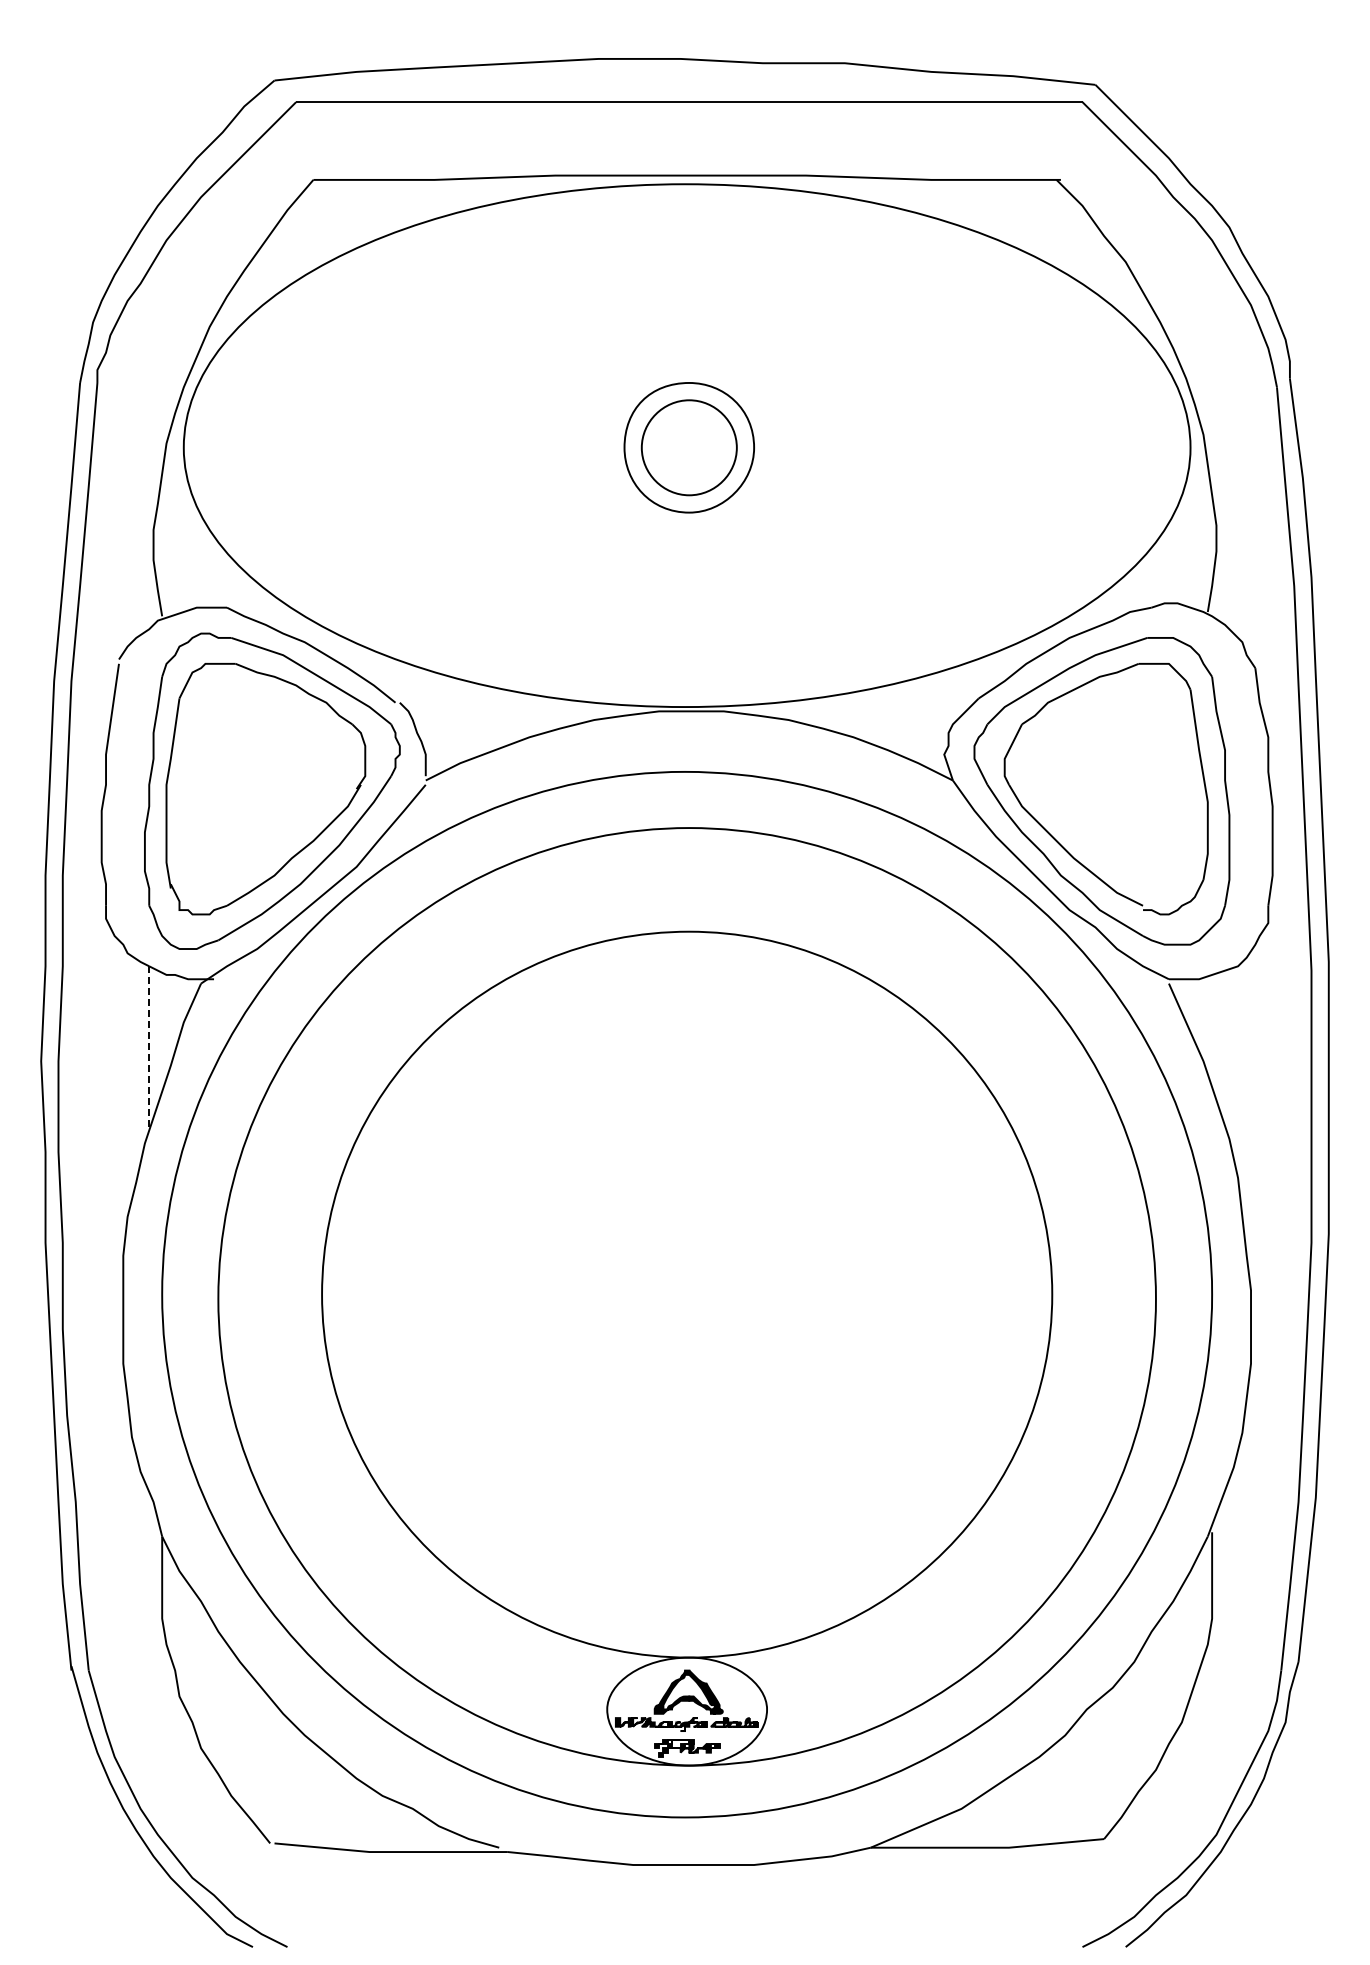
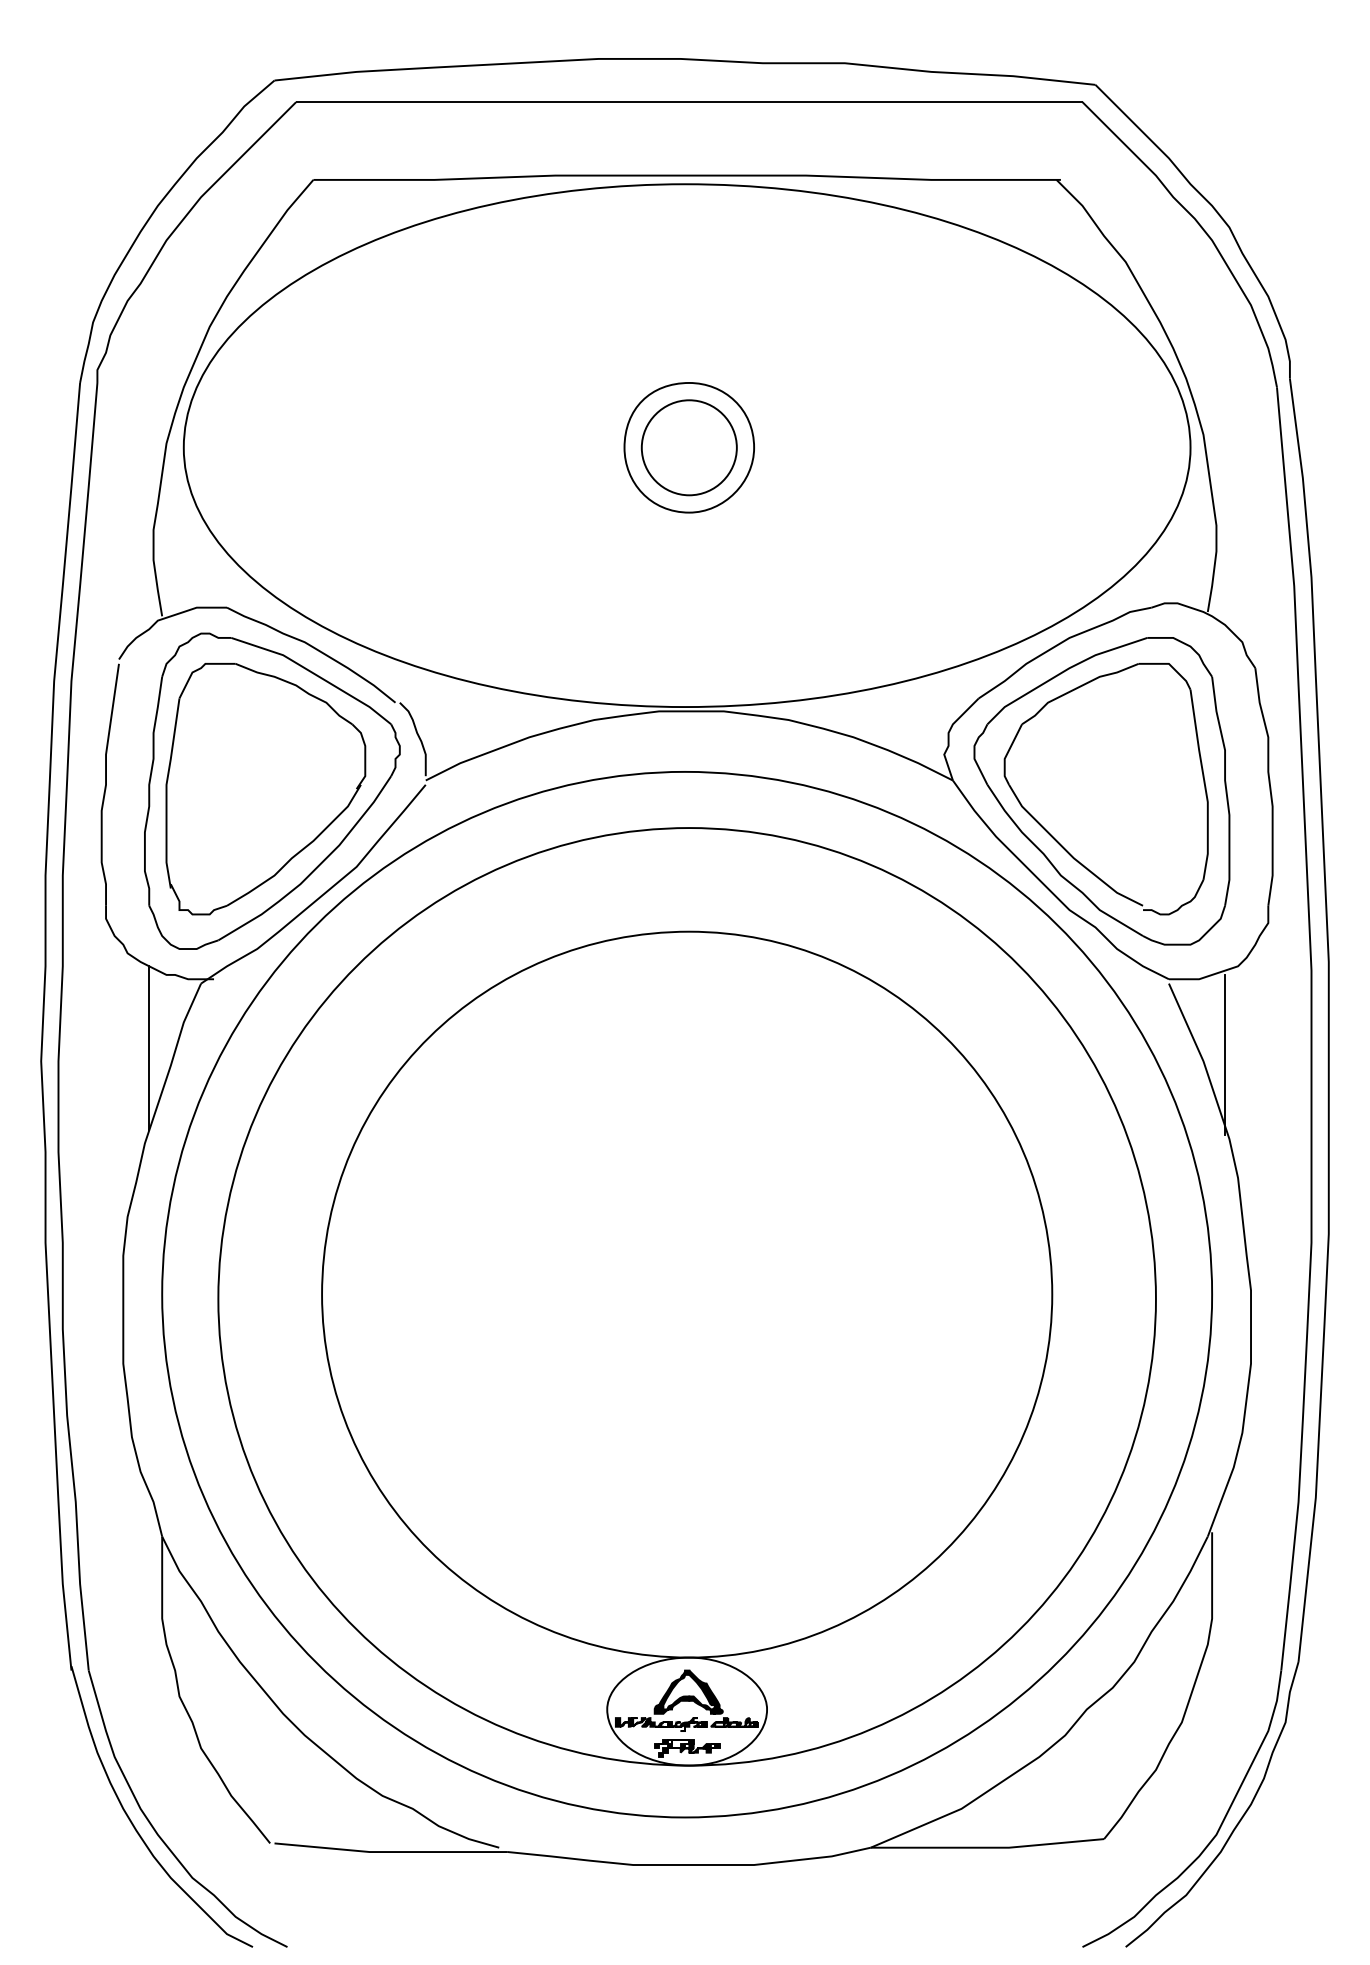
line: dashed -> solid (149, 1048)
line: none -> present (1225, 1054)
